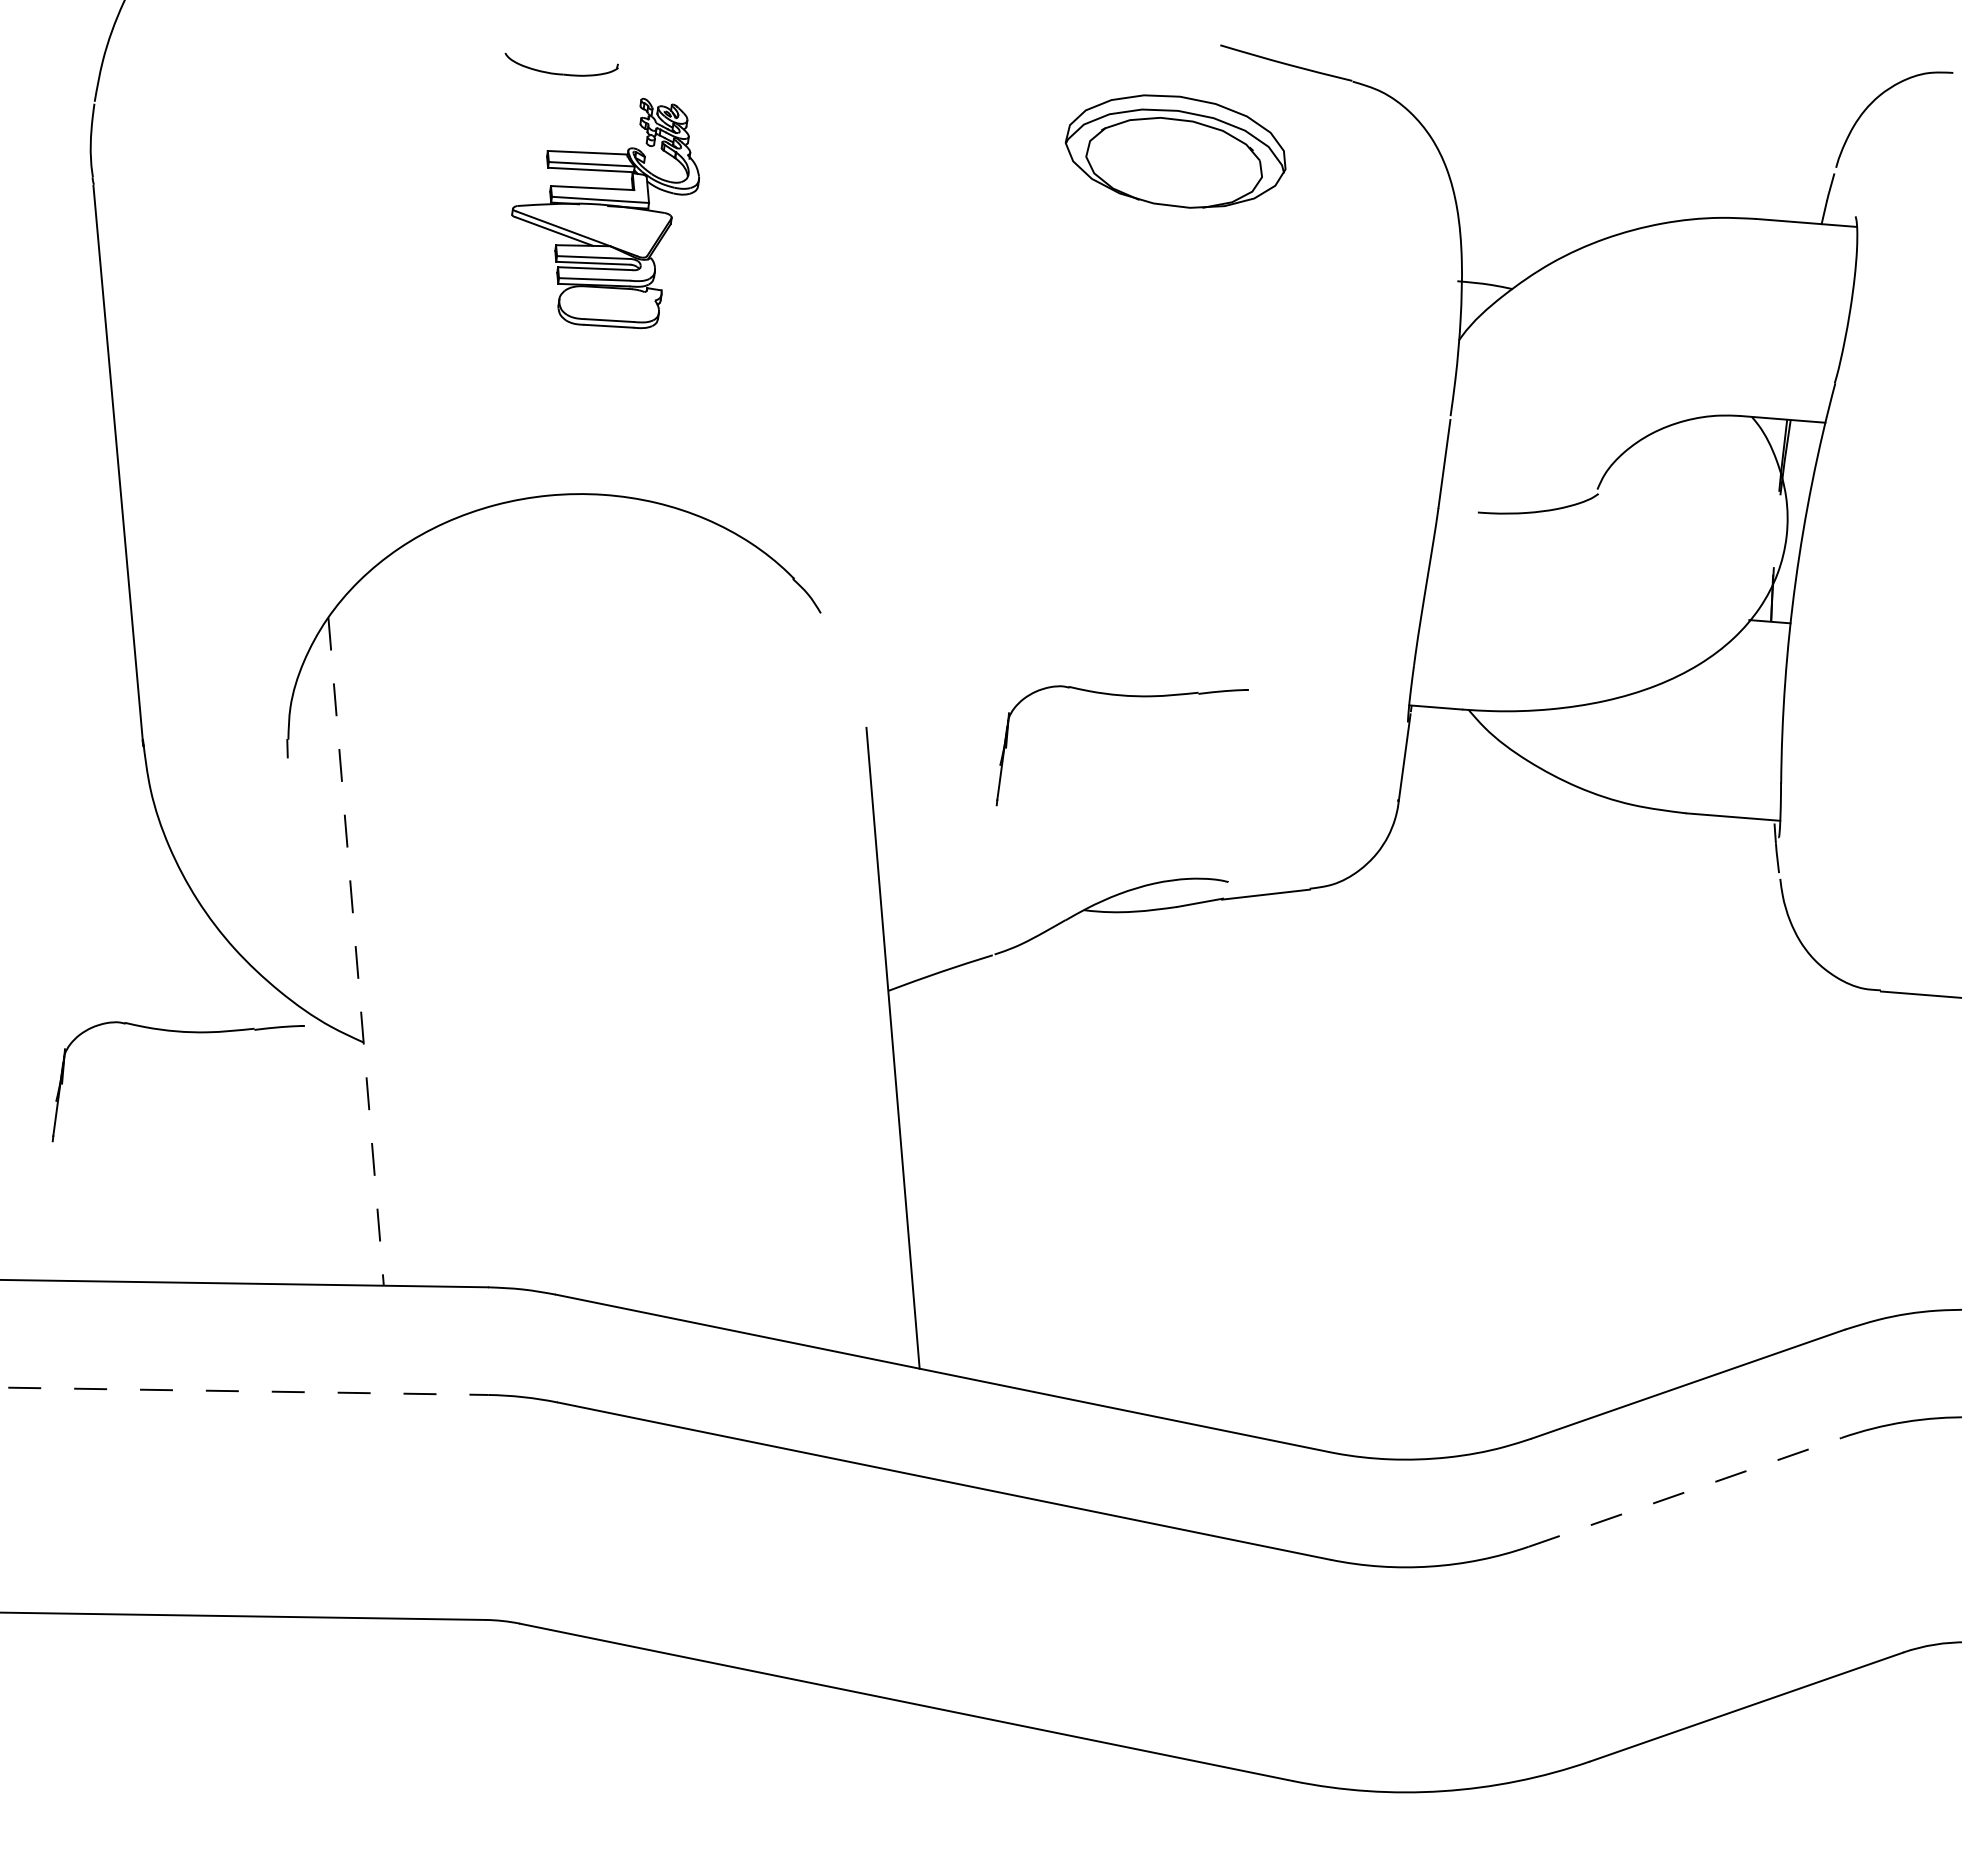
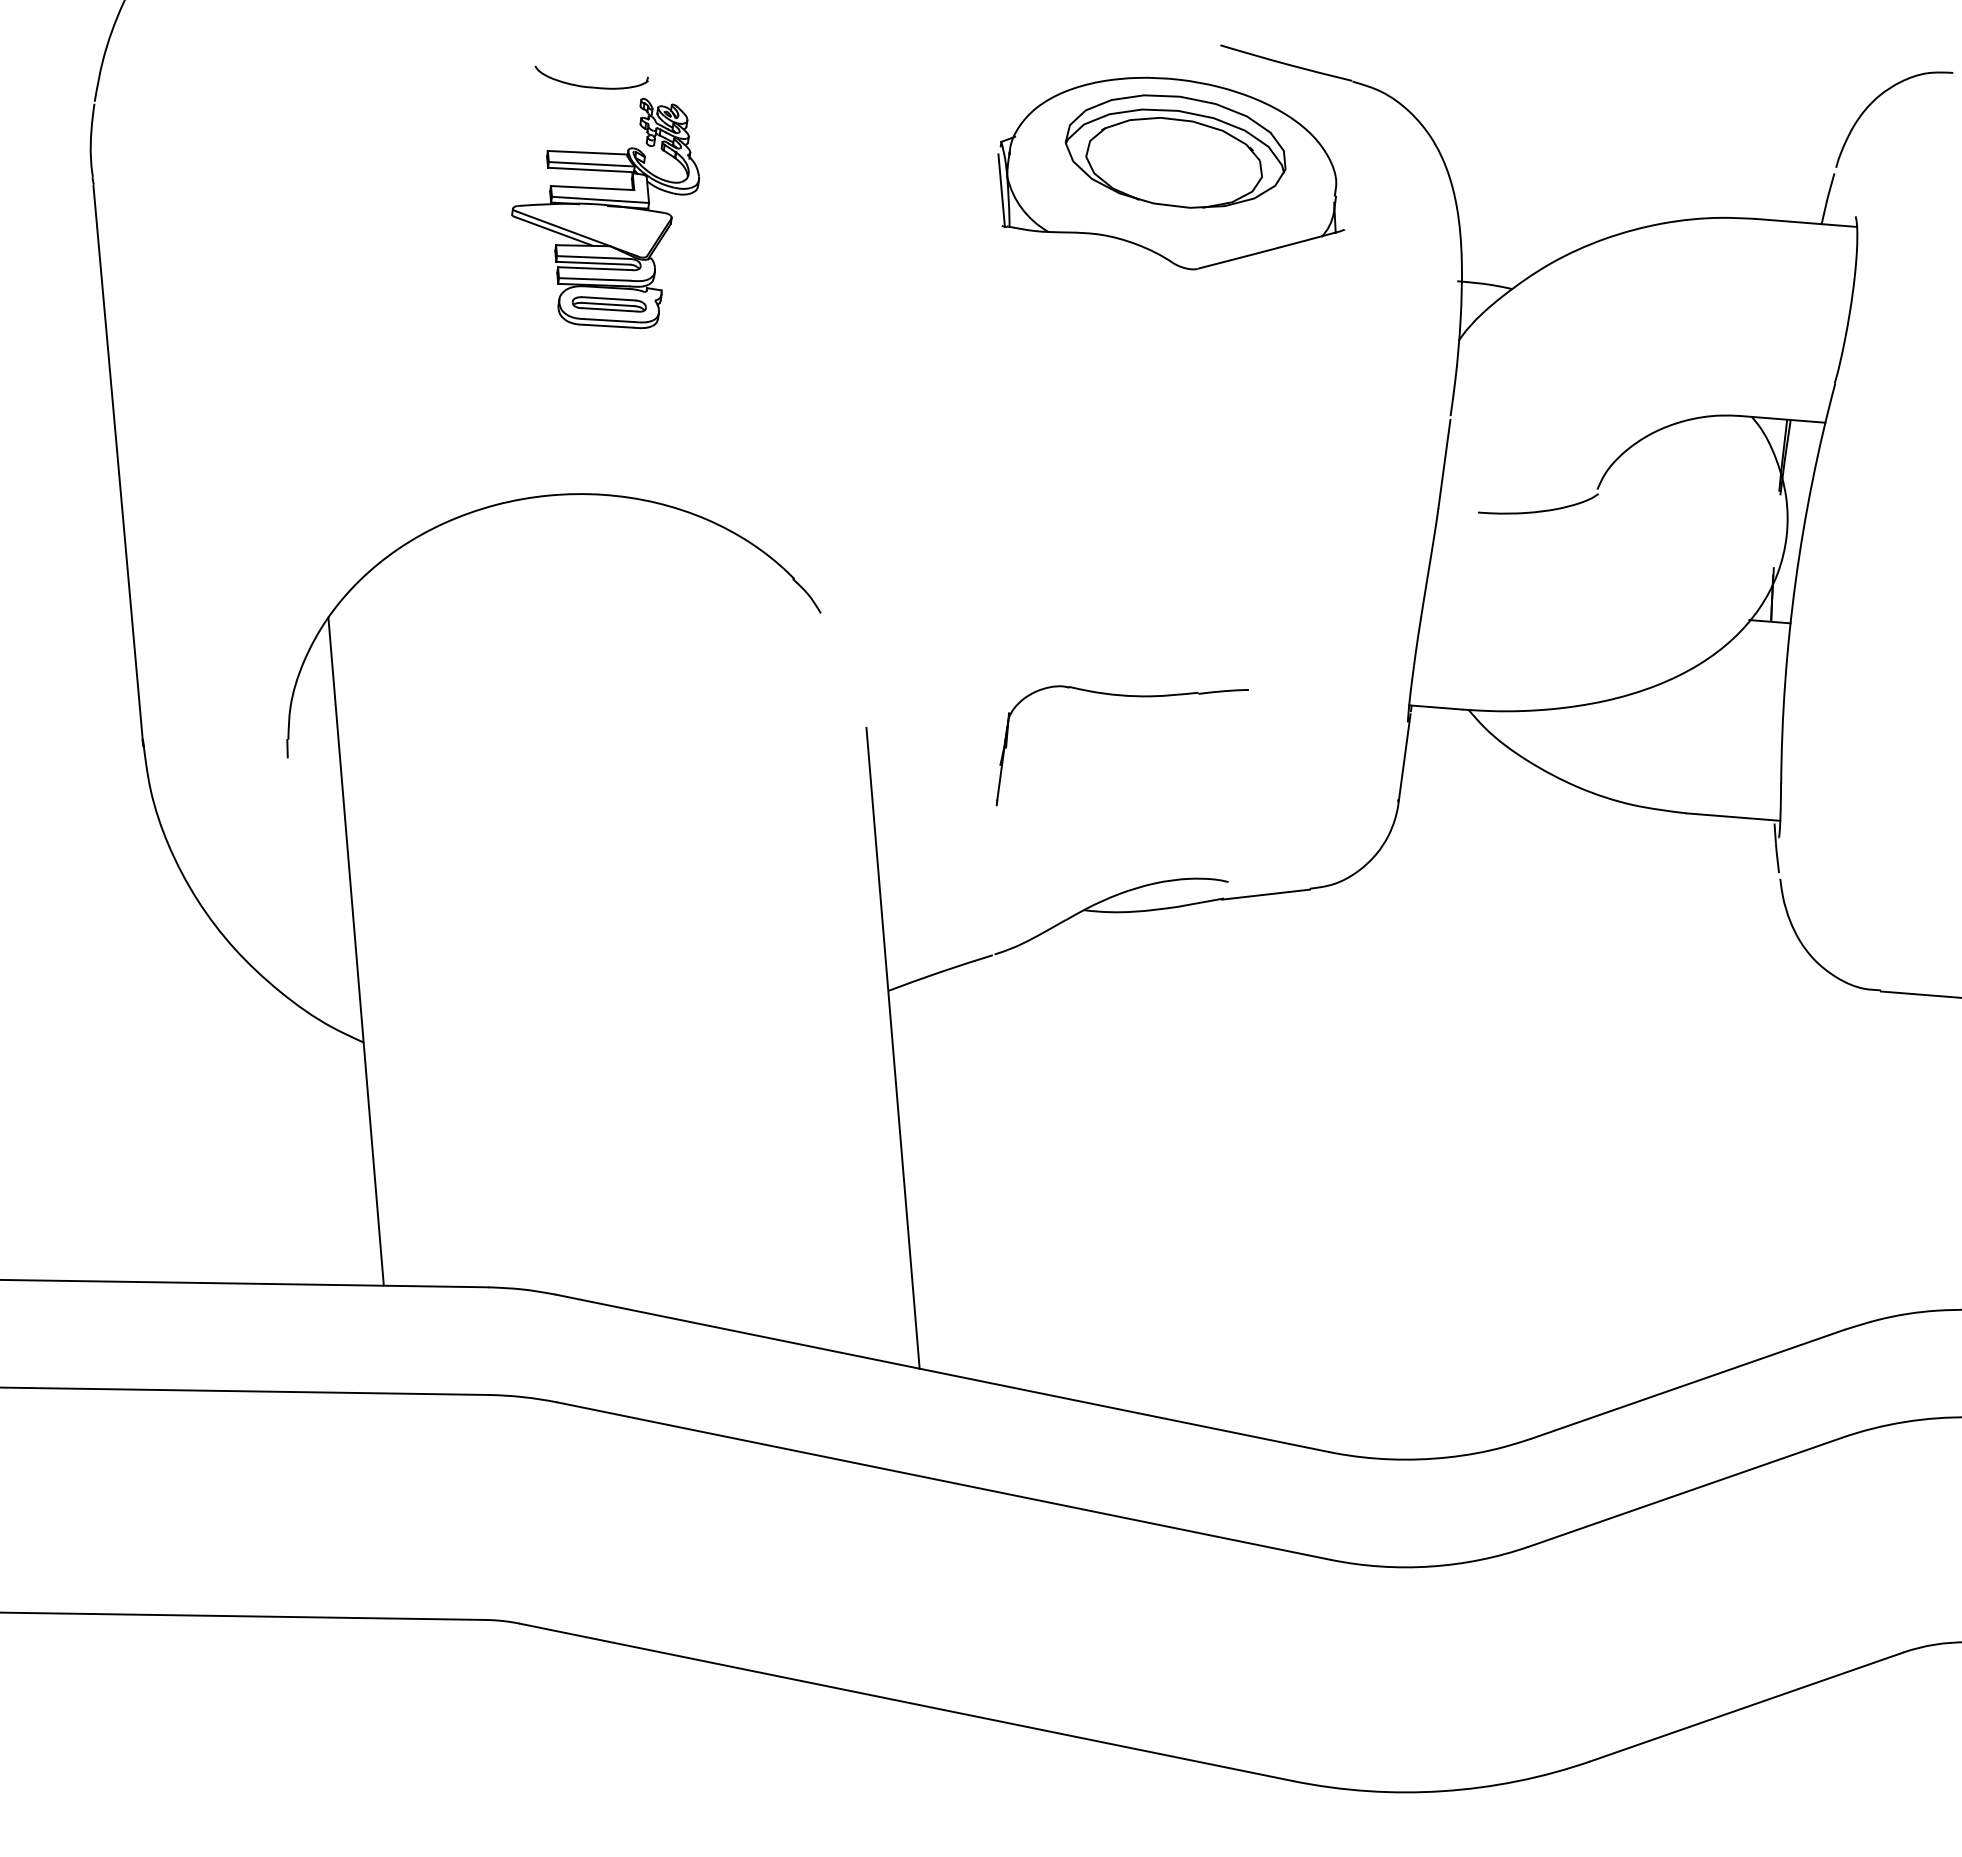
part position: (561, 73) -> (591, 86) (591, 86)
part: none -> present (1171, 173)
part: none -> present (608, 304)
line: dashed -> solid (356, 952)
part: present -> none (177, 1032)
line: dashed -> solid (244, 1391)
line: dashed -> solid (1685, 1492)
